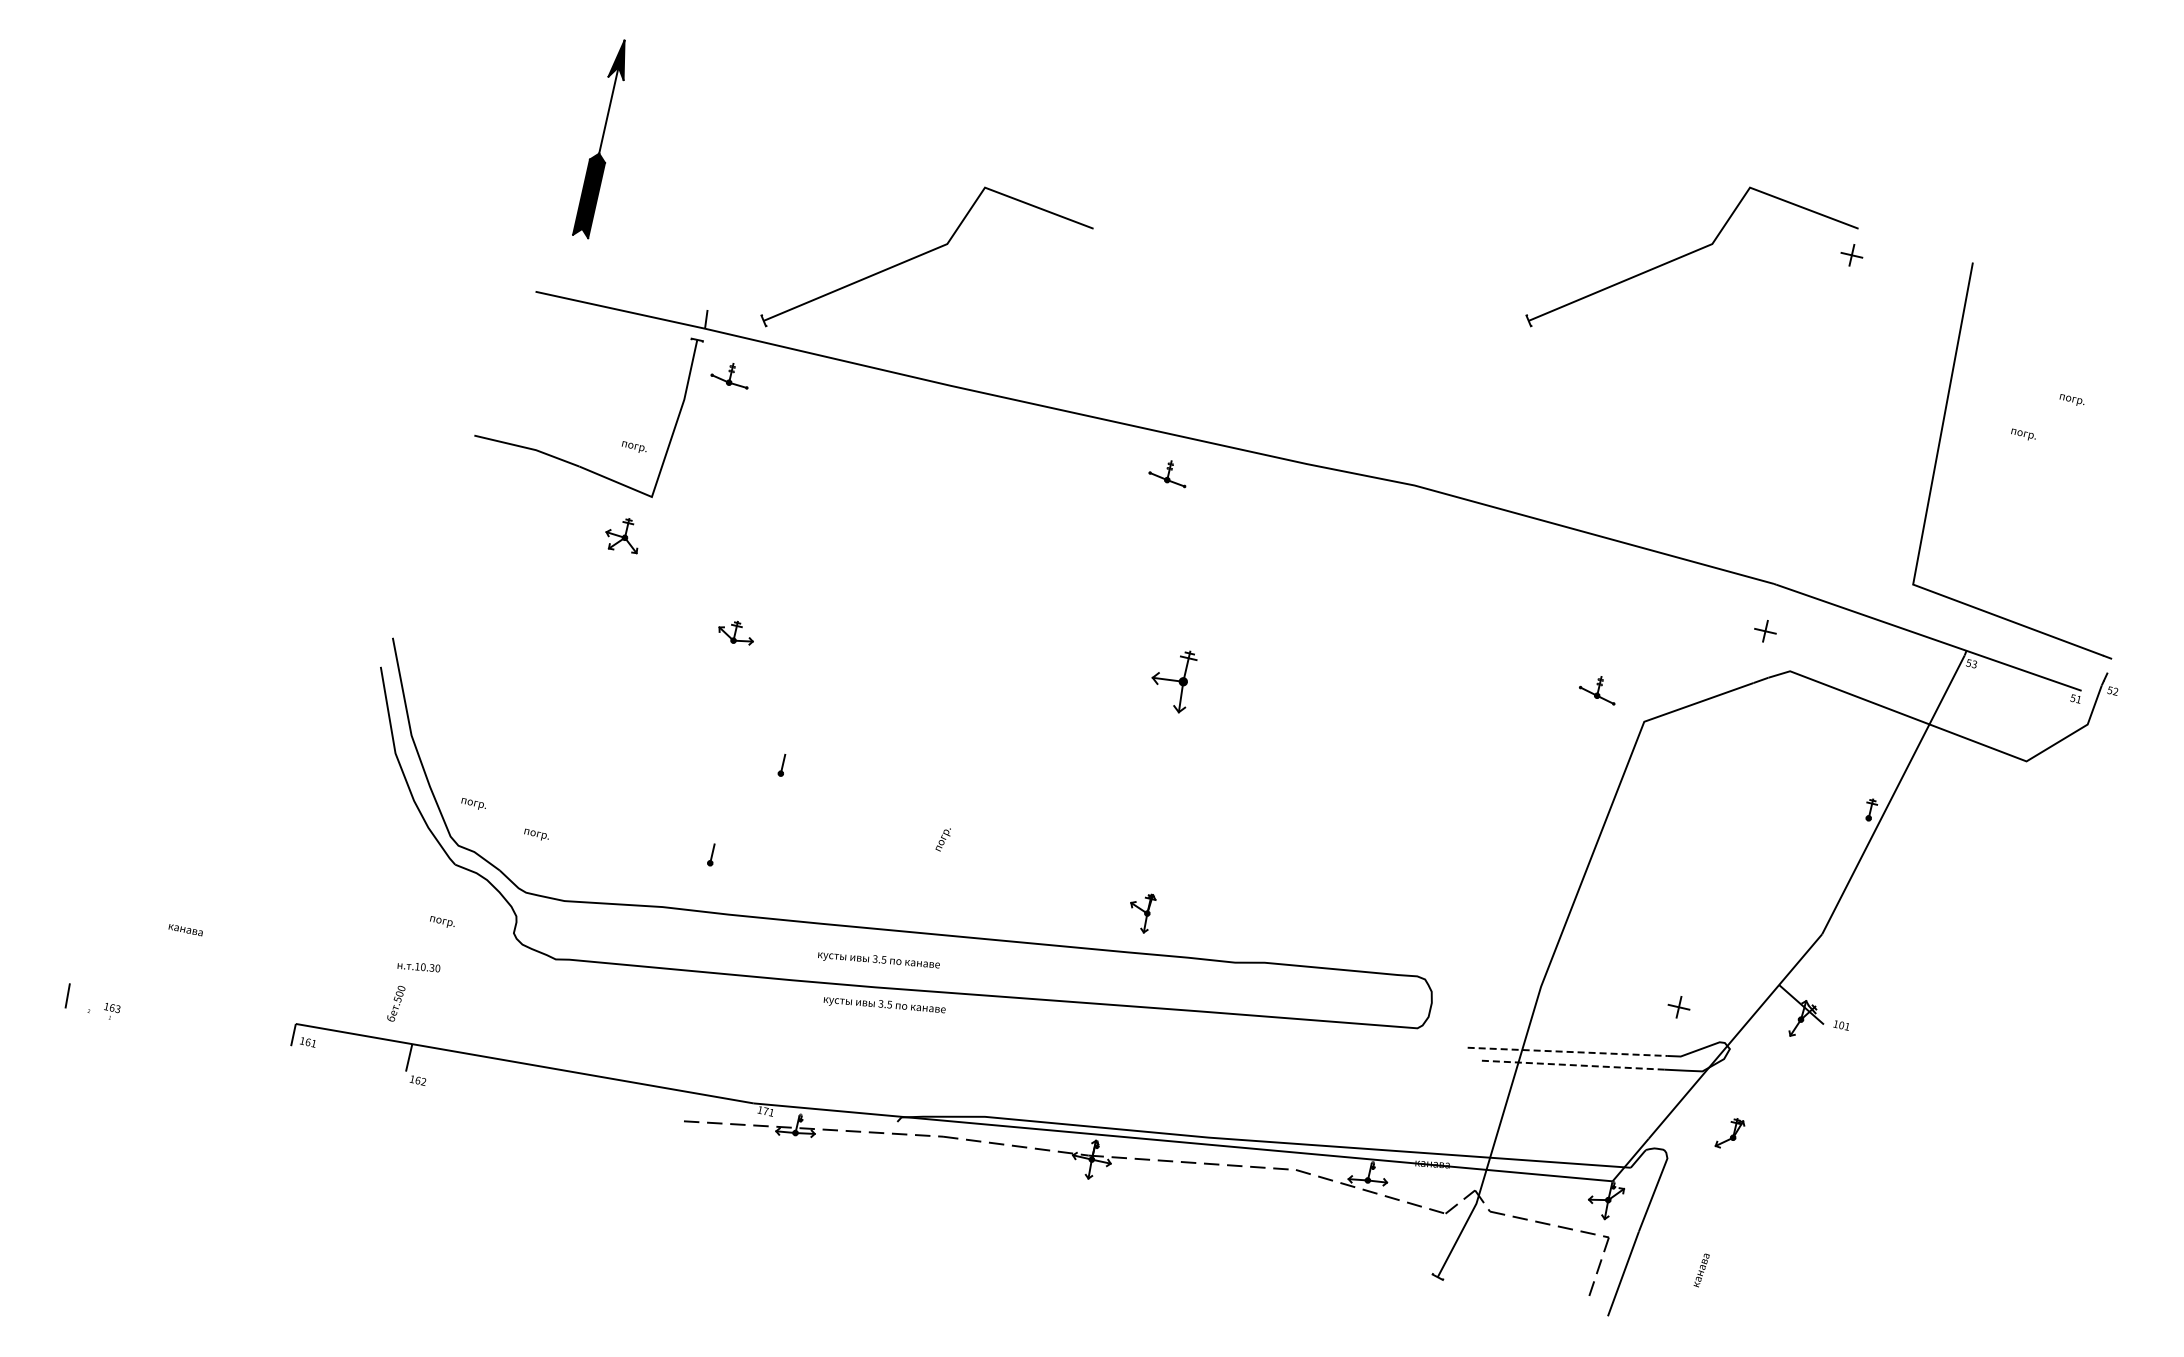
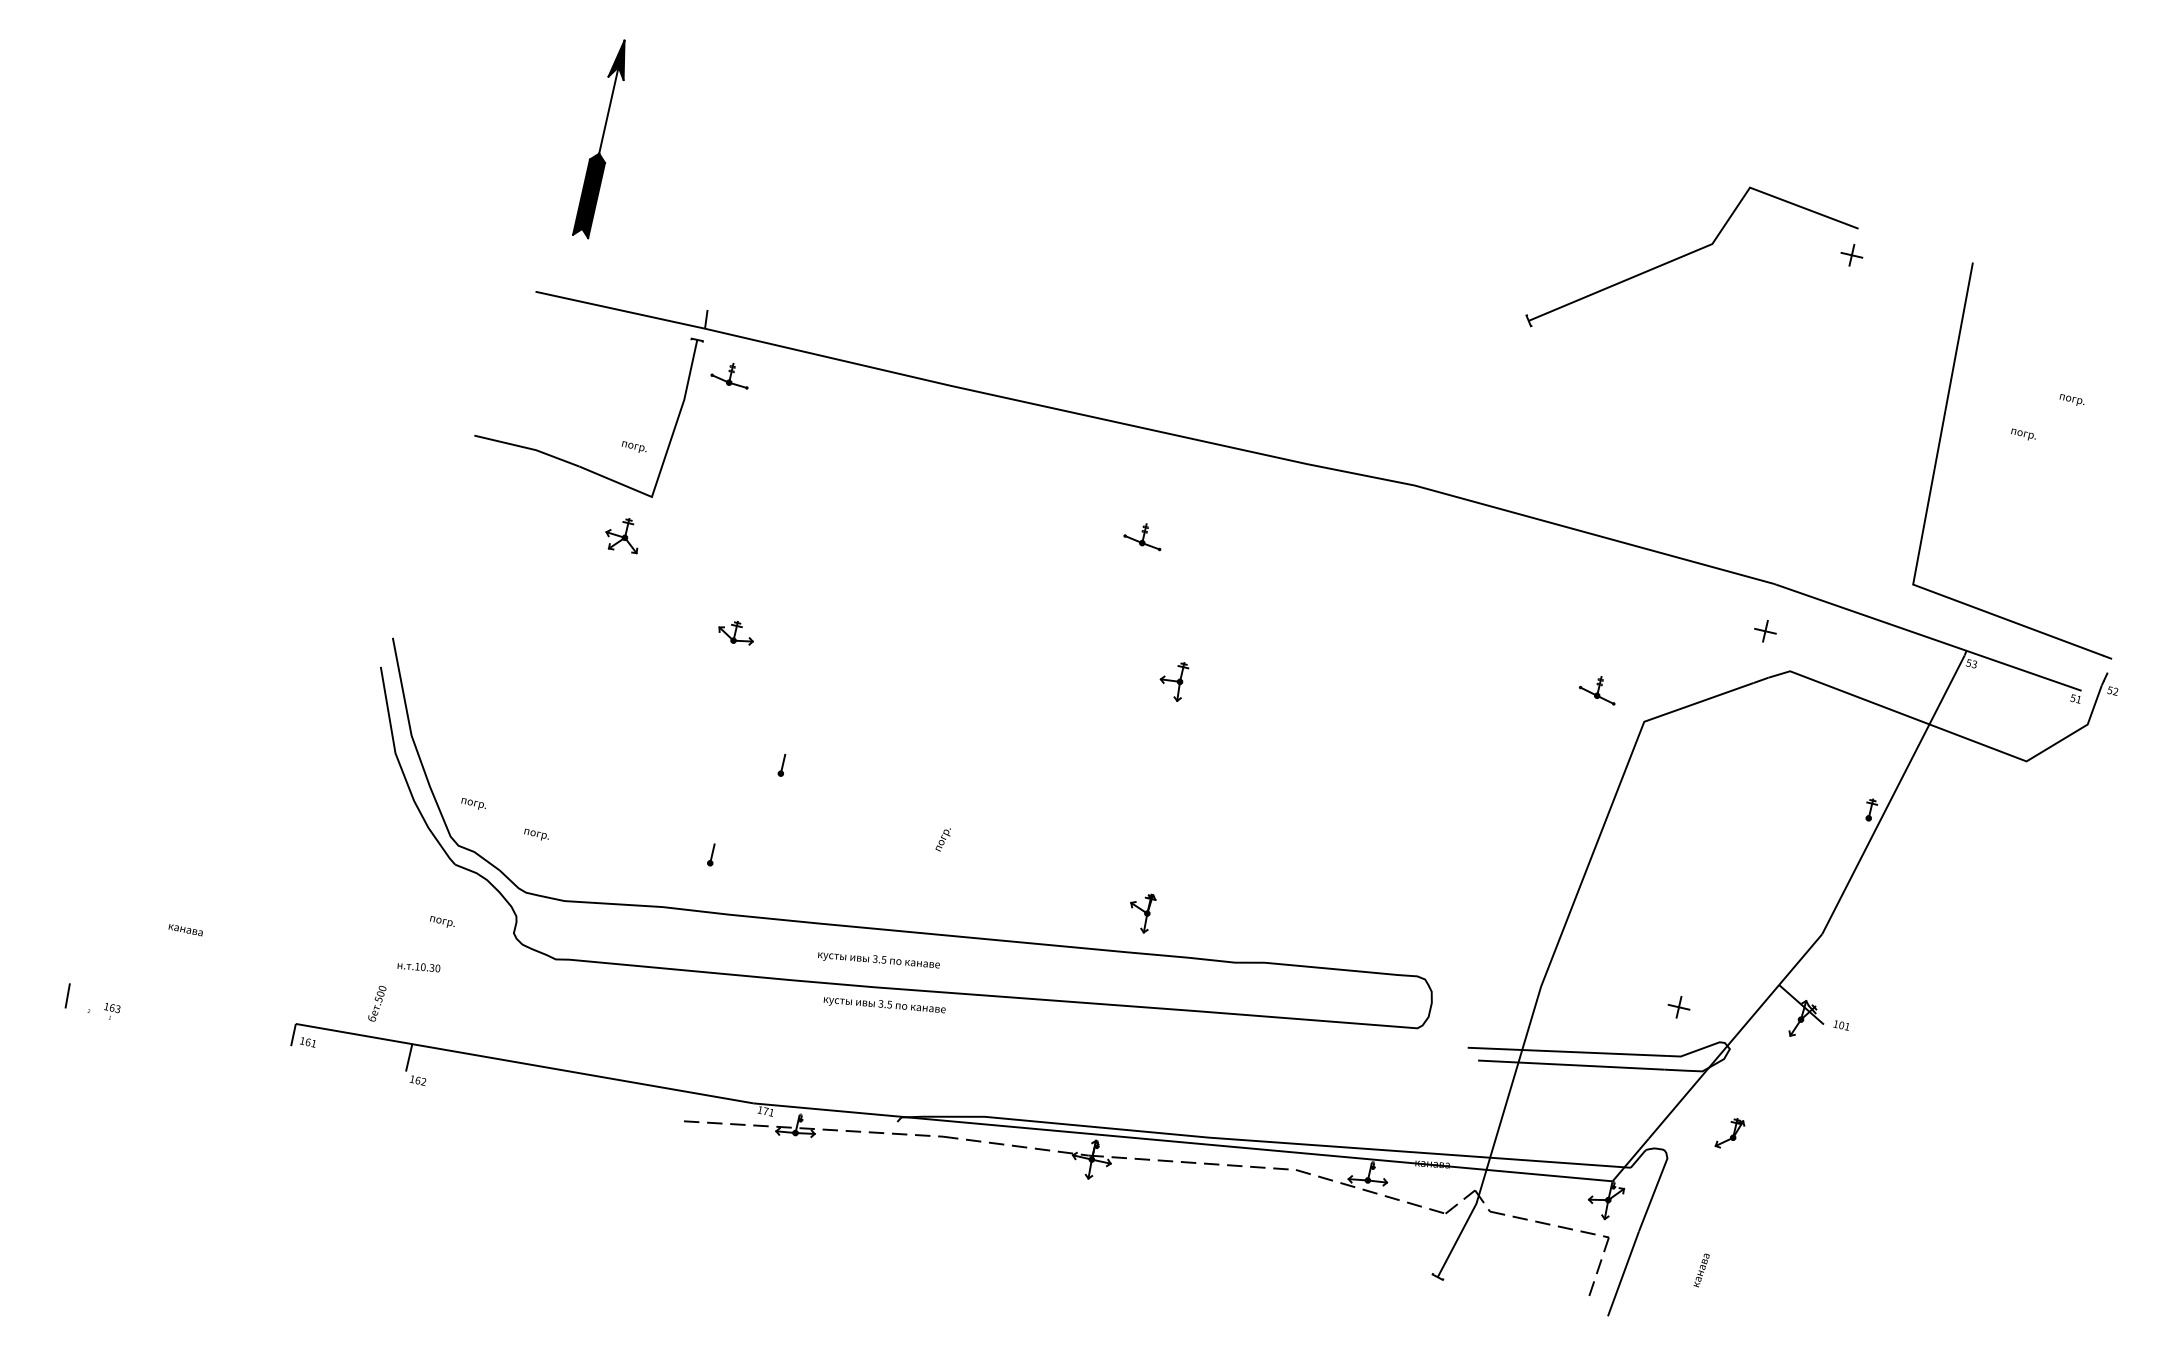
part: present -> none (926, 256)
part position: (1167, 474) -> (1142, 537) (1142, 537)
part size: 47x64 px -> 31x40 px (1174, 681)
text position: (396, 1003) -> (377, 1003) (377, 1003)
line: dashed -> solid (1568, 1051)
line: dashed -> solid (1570, 1065)
